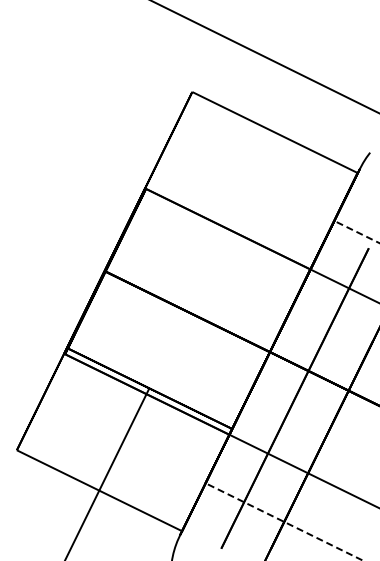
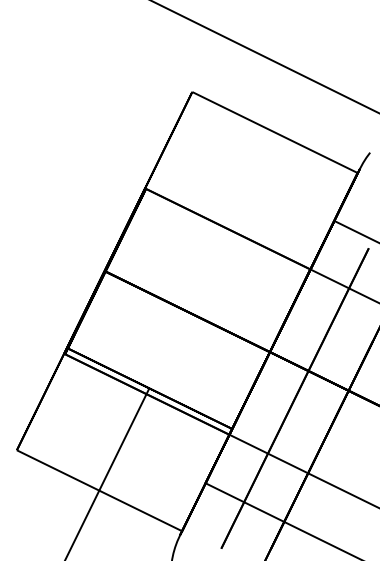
line: dashed -> solid (356, 232)
line: dashed -> solid (284, 522)
